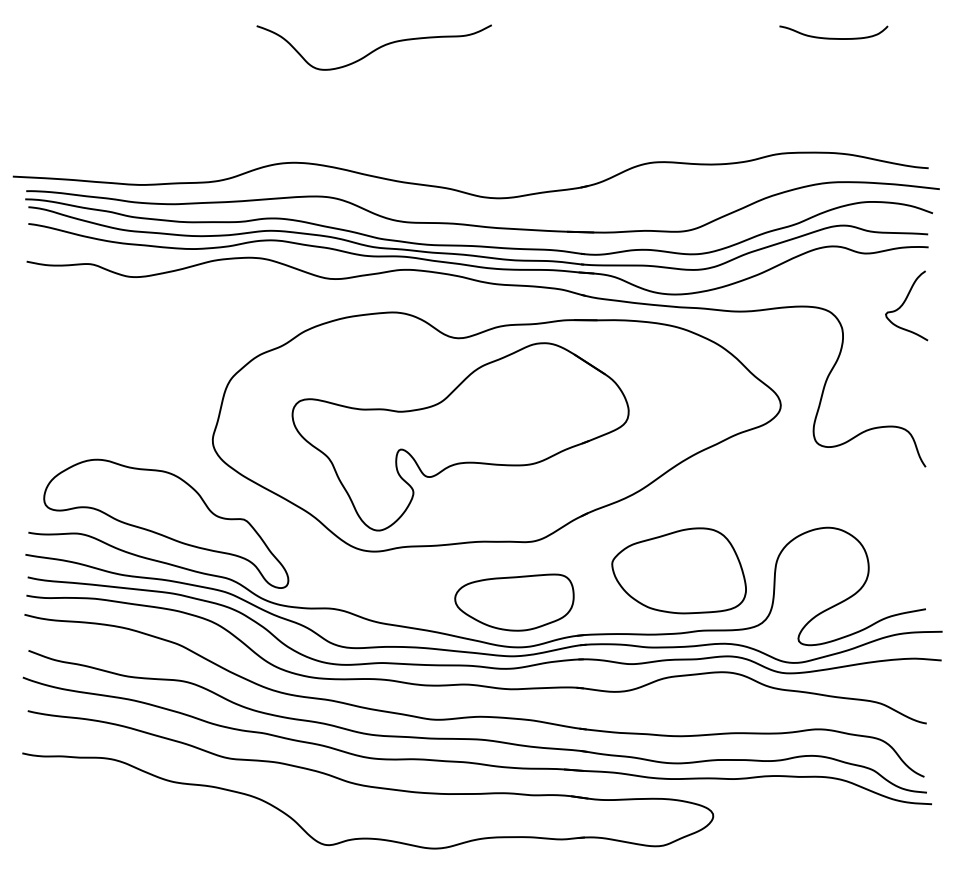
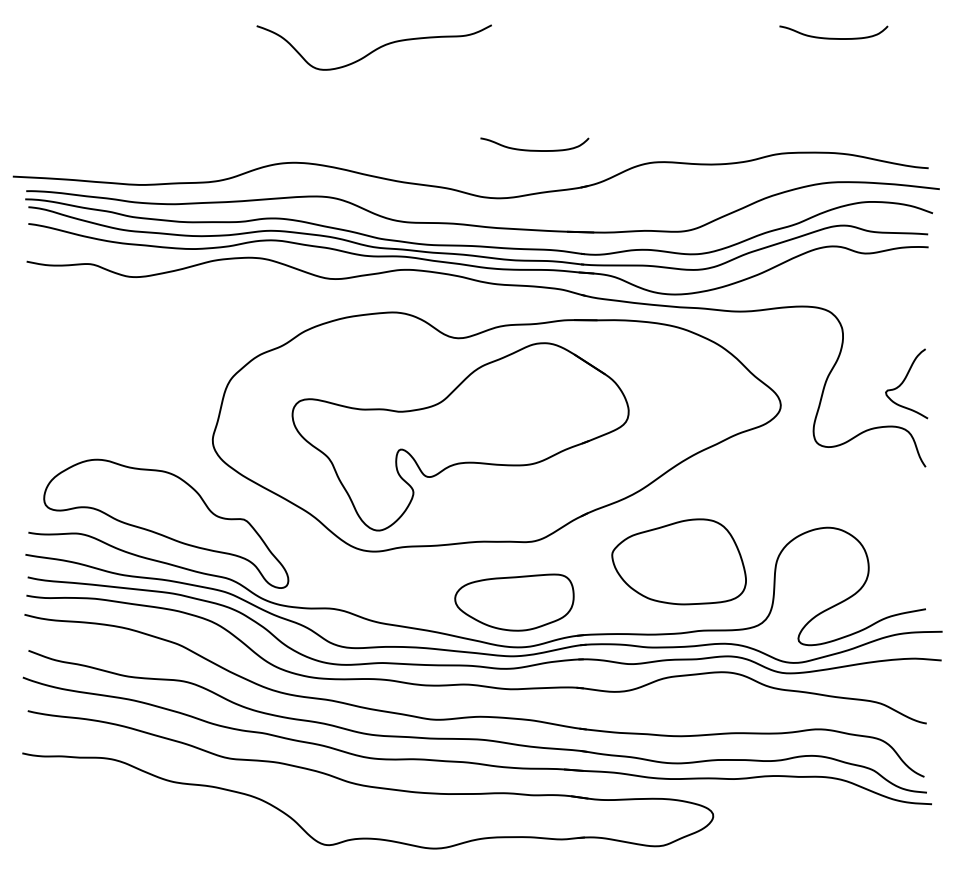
curve: none -> present (534, 149)
curve position: (904, 303) -> (904, 381) (904, 381)
part position: (678, 570) -> (678, 561) (678, 561)
